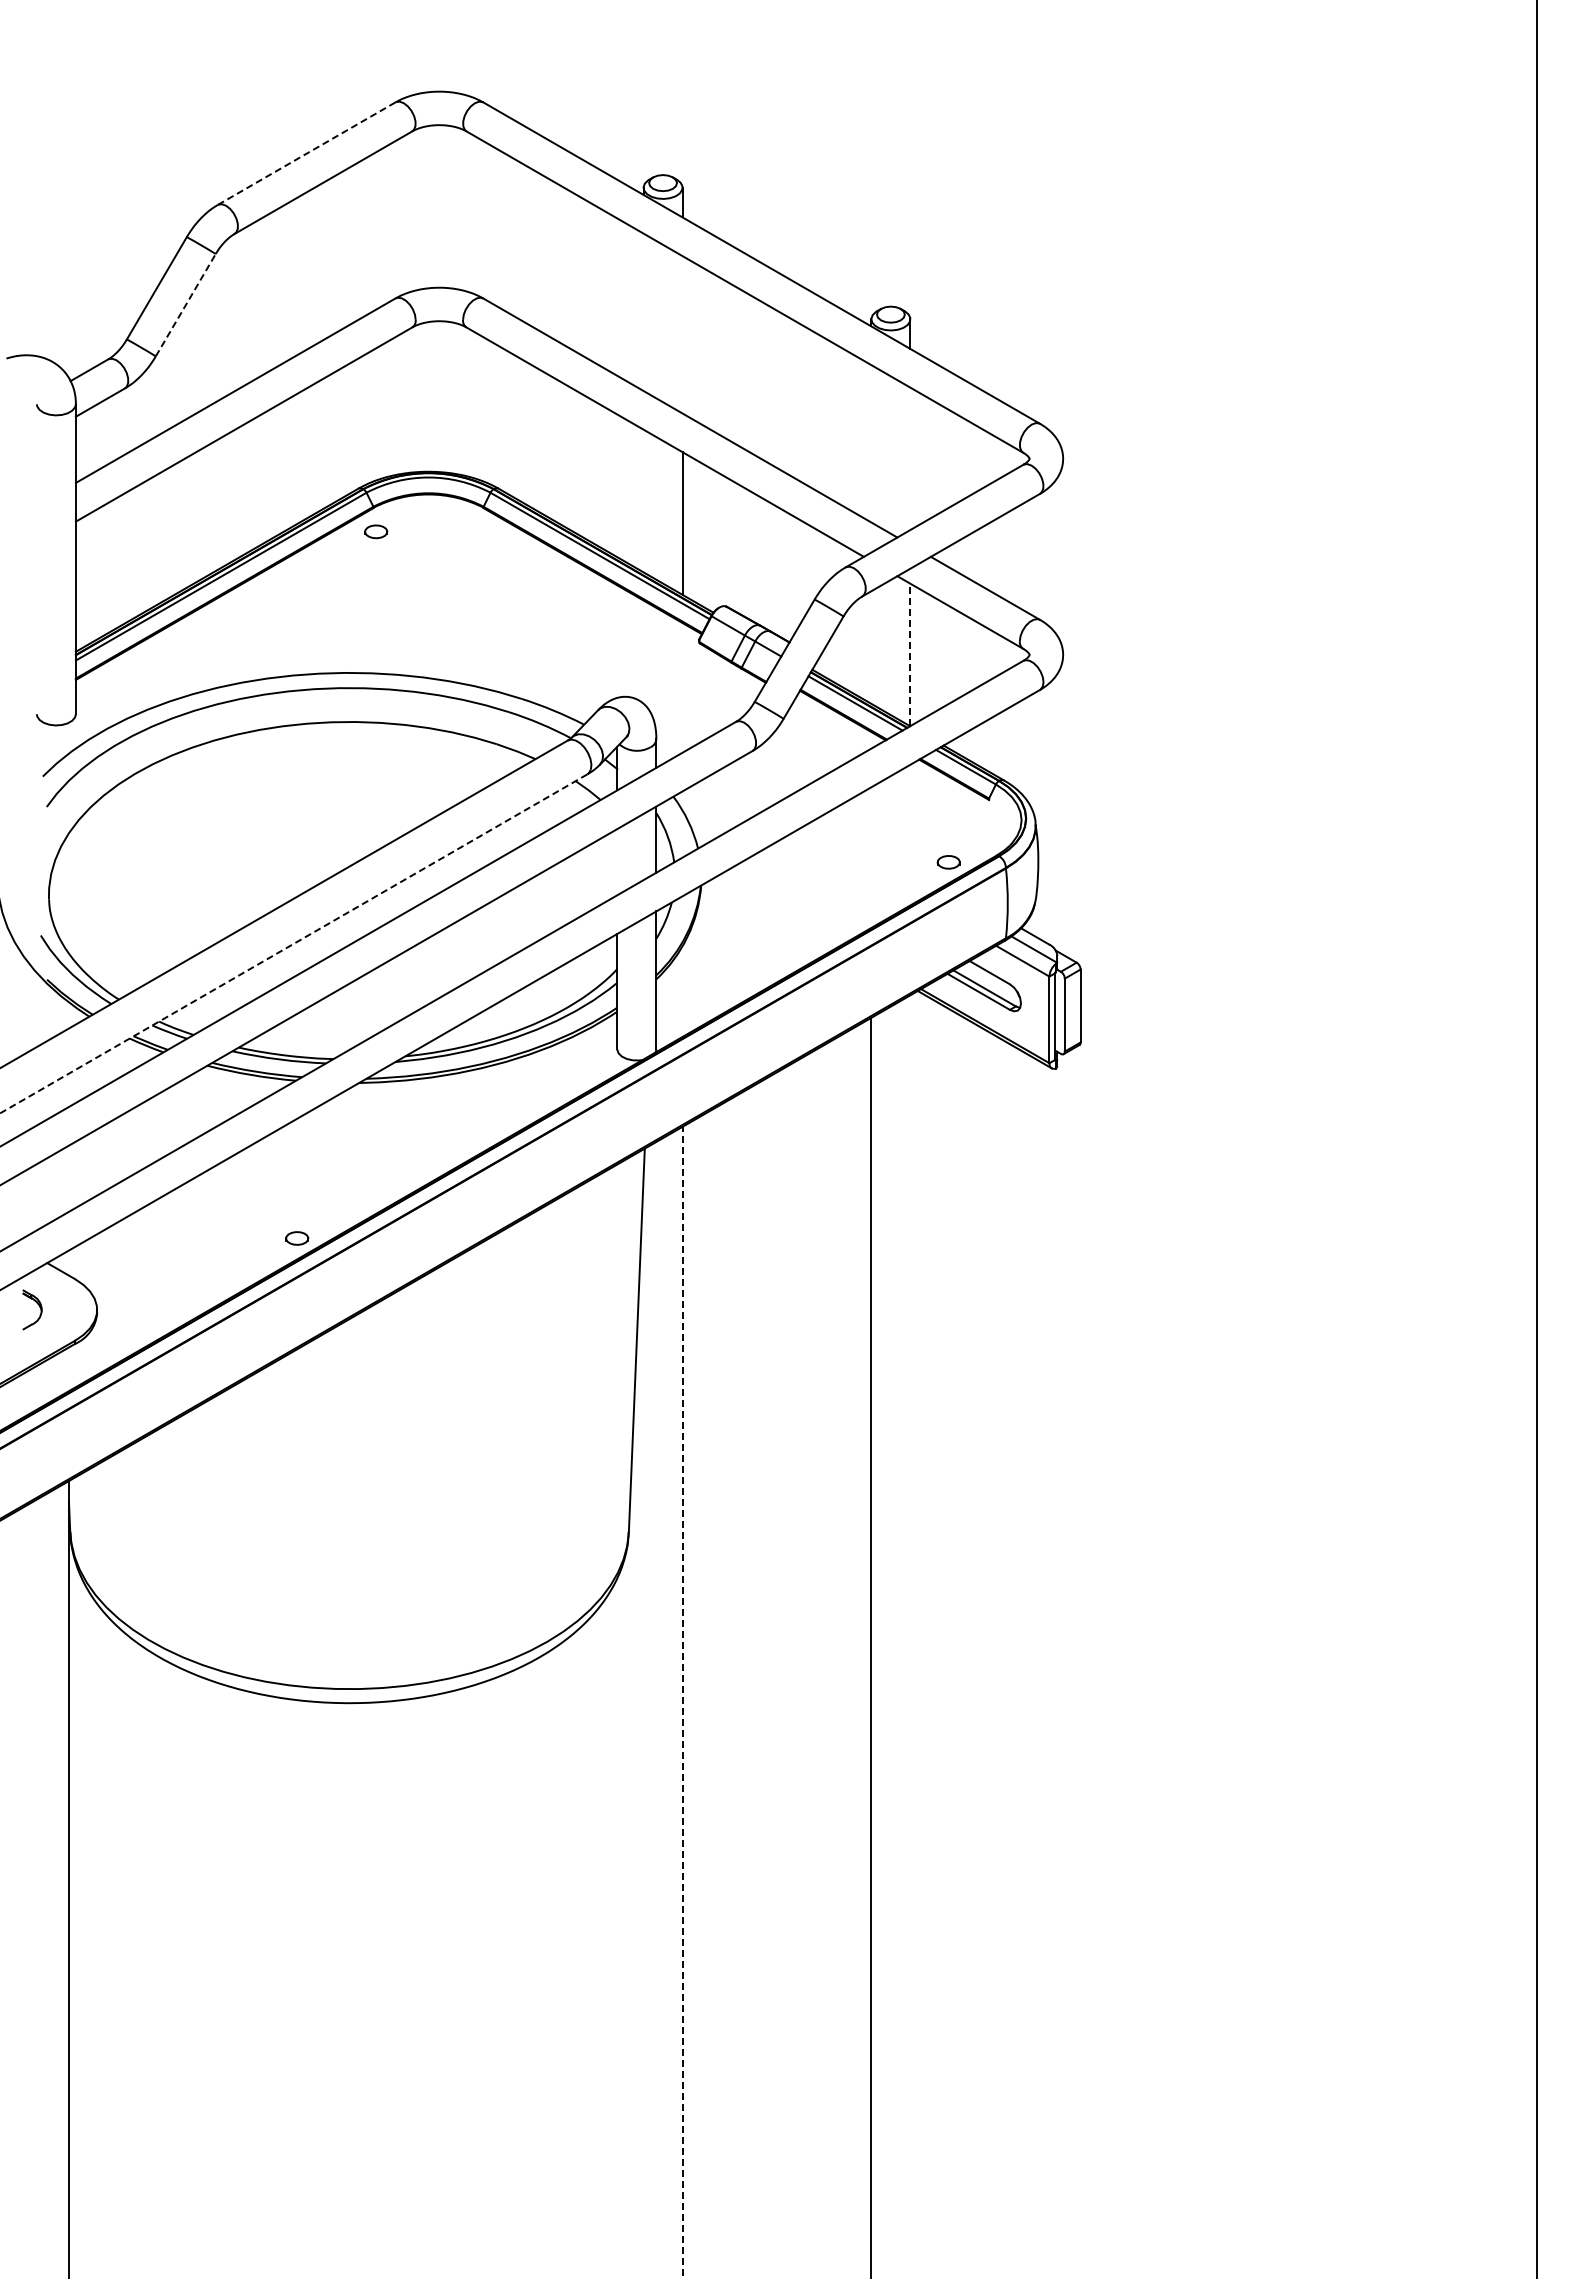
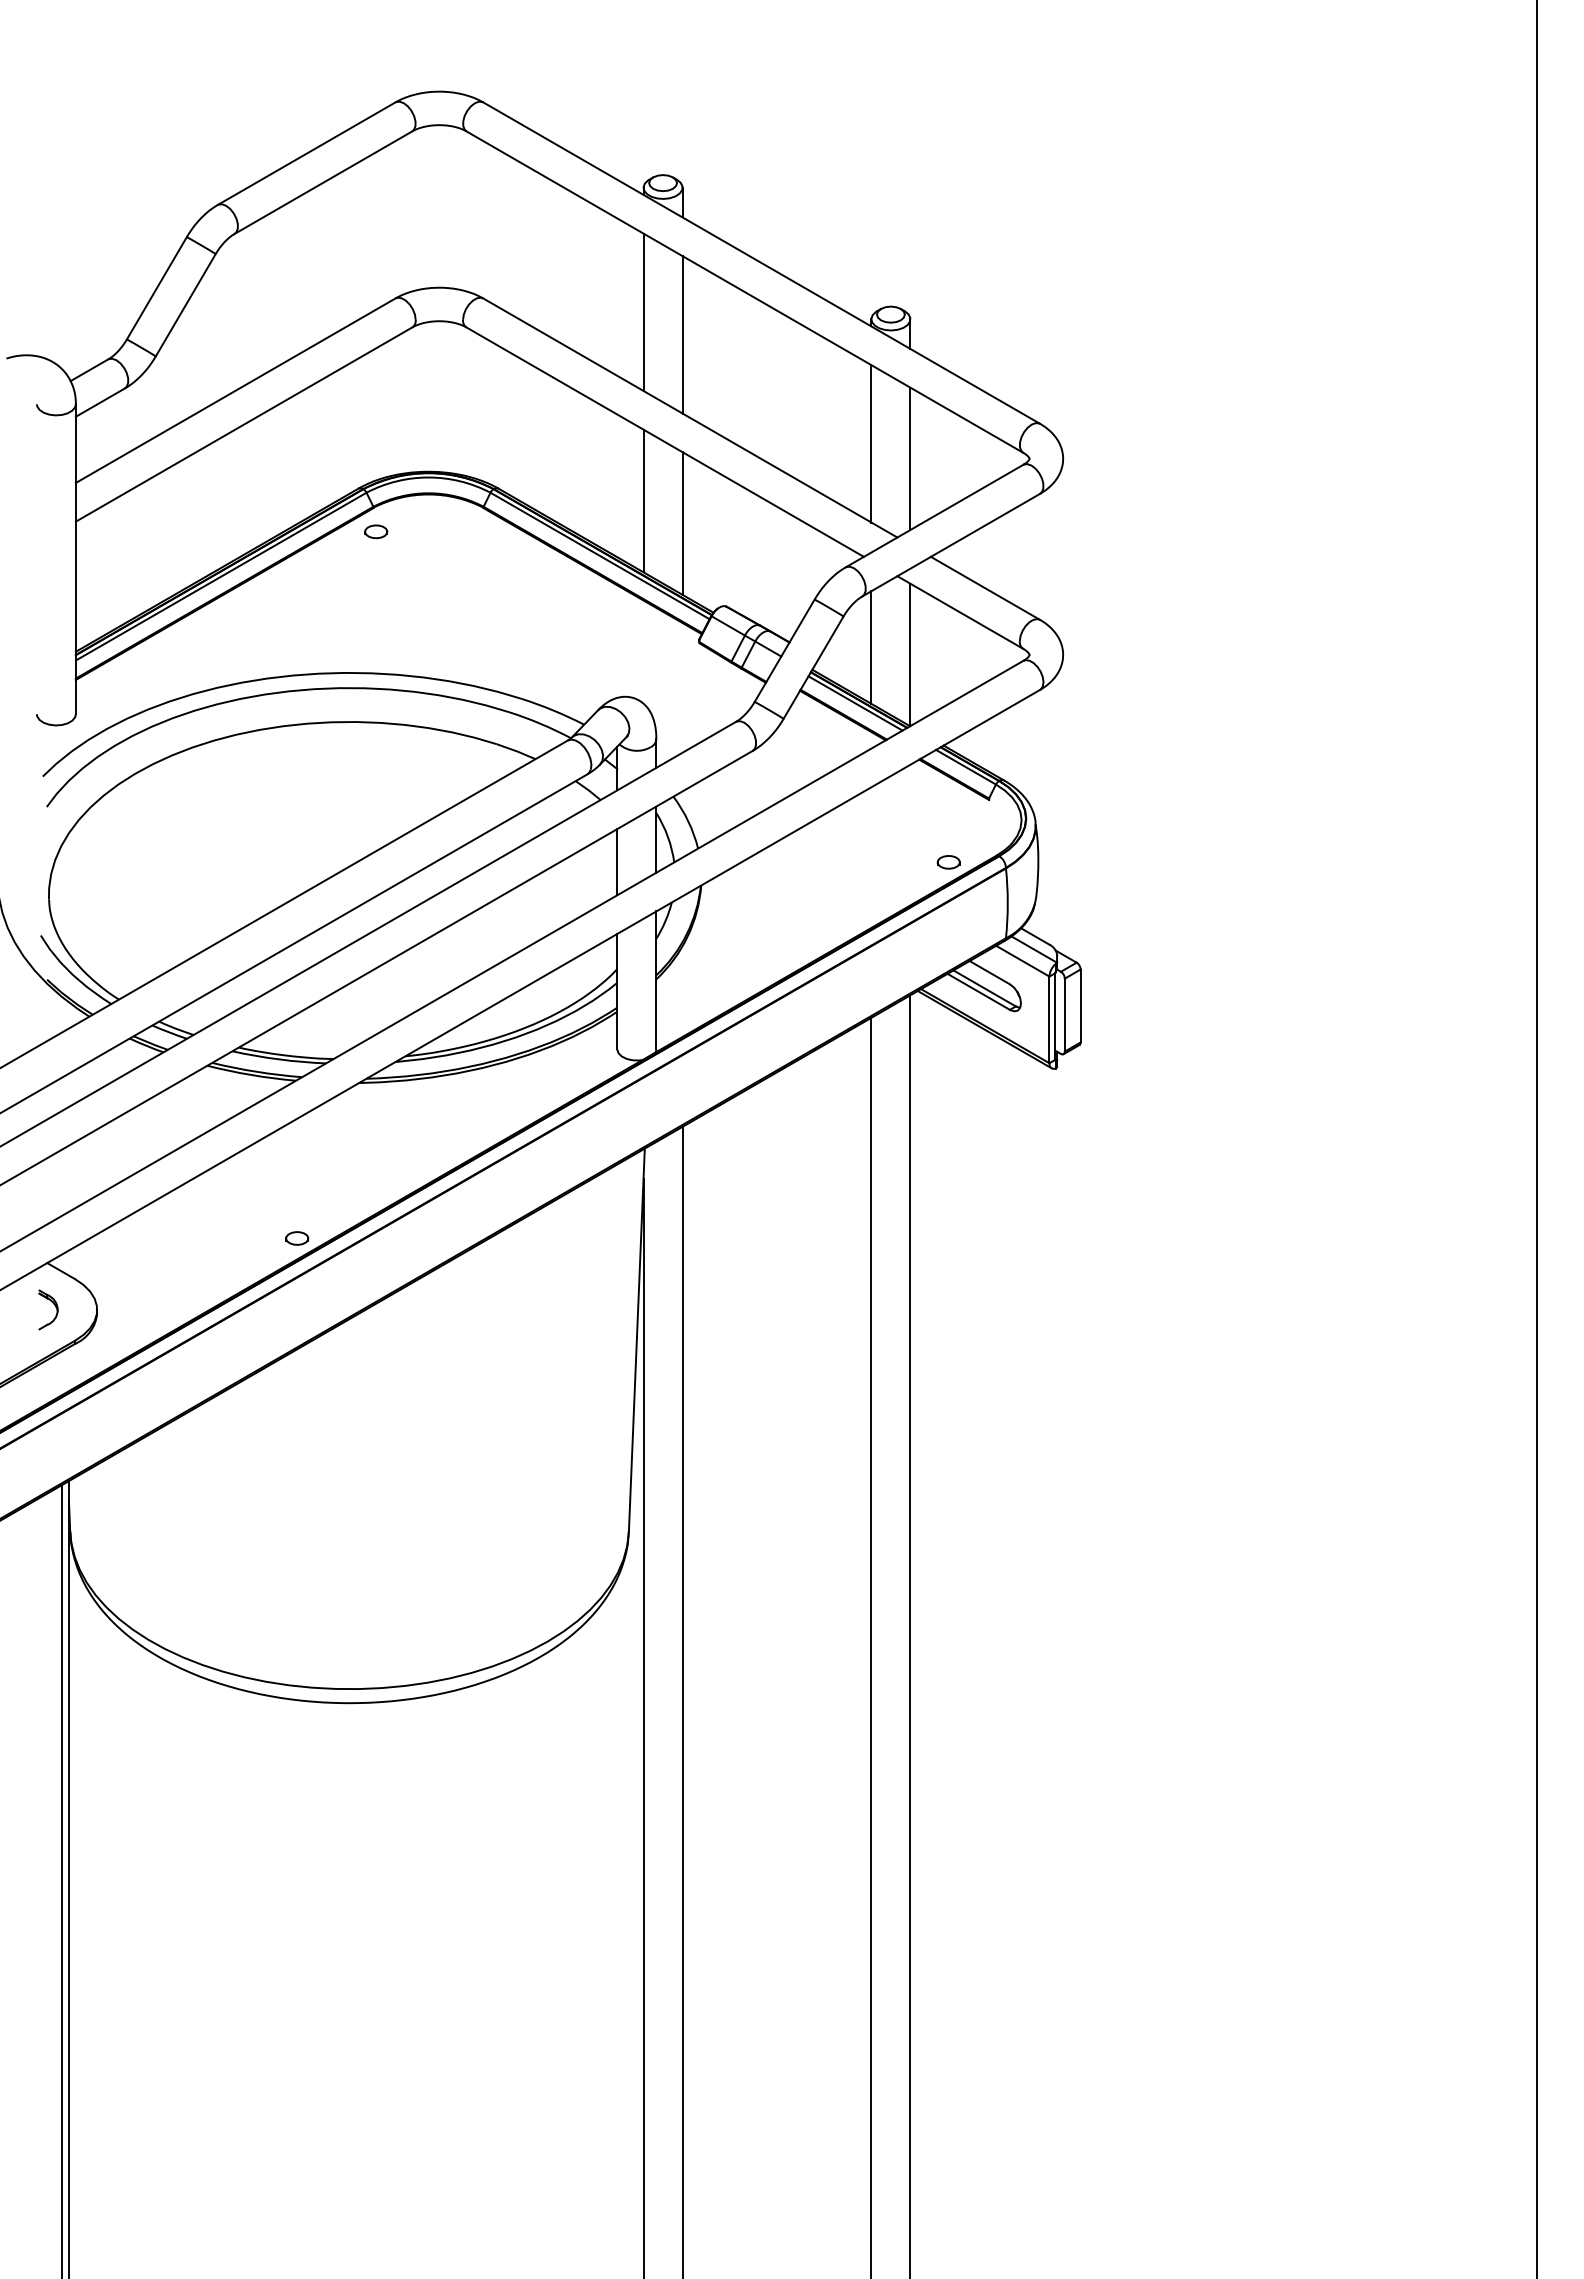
line: dashed -> solid (306, 153)
line: dashed -> solid (186, 304)
line: none -> present (643, 311)
line: none -> present (682, 334)
line: none -> present (871, 443)
line: none -> present (910, 458)
line: none -> present (643, 500)
line: none -> present (871, 647)
line: dashed -> solid (910, 654)
line: none -> present (617, 862)
line: dashed -> solid (294, 943)
part position: (37, 1304) -> (53, 1304) (53, 1304)
line: none -> present (910, 1635)
line: dashed -> solid (682, 1702)
line: none -> present (643, 1727)
line: none -> present (62, 1880)
